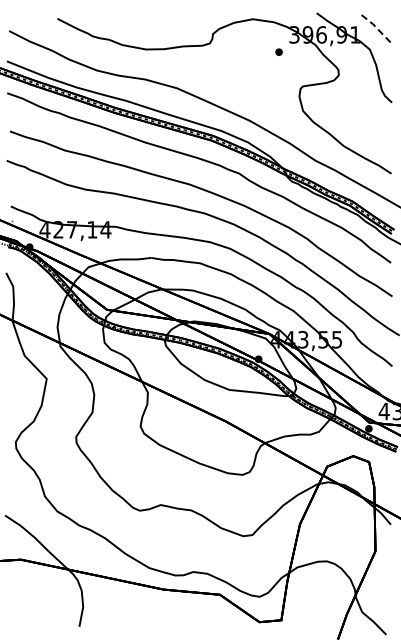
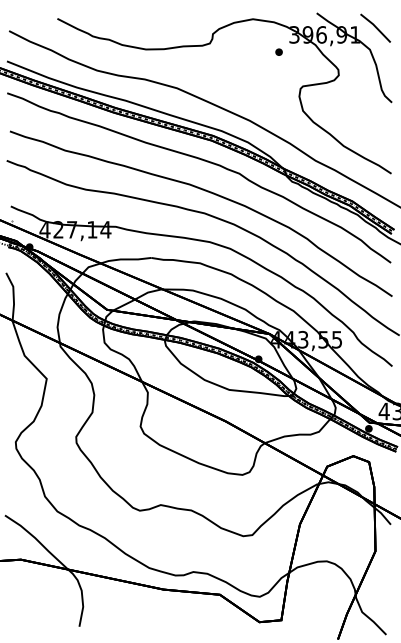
line: dashed -> solid (375, 27)
